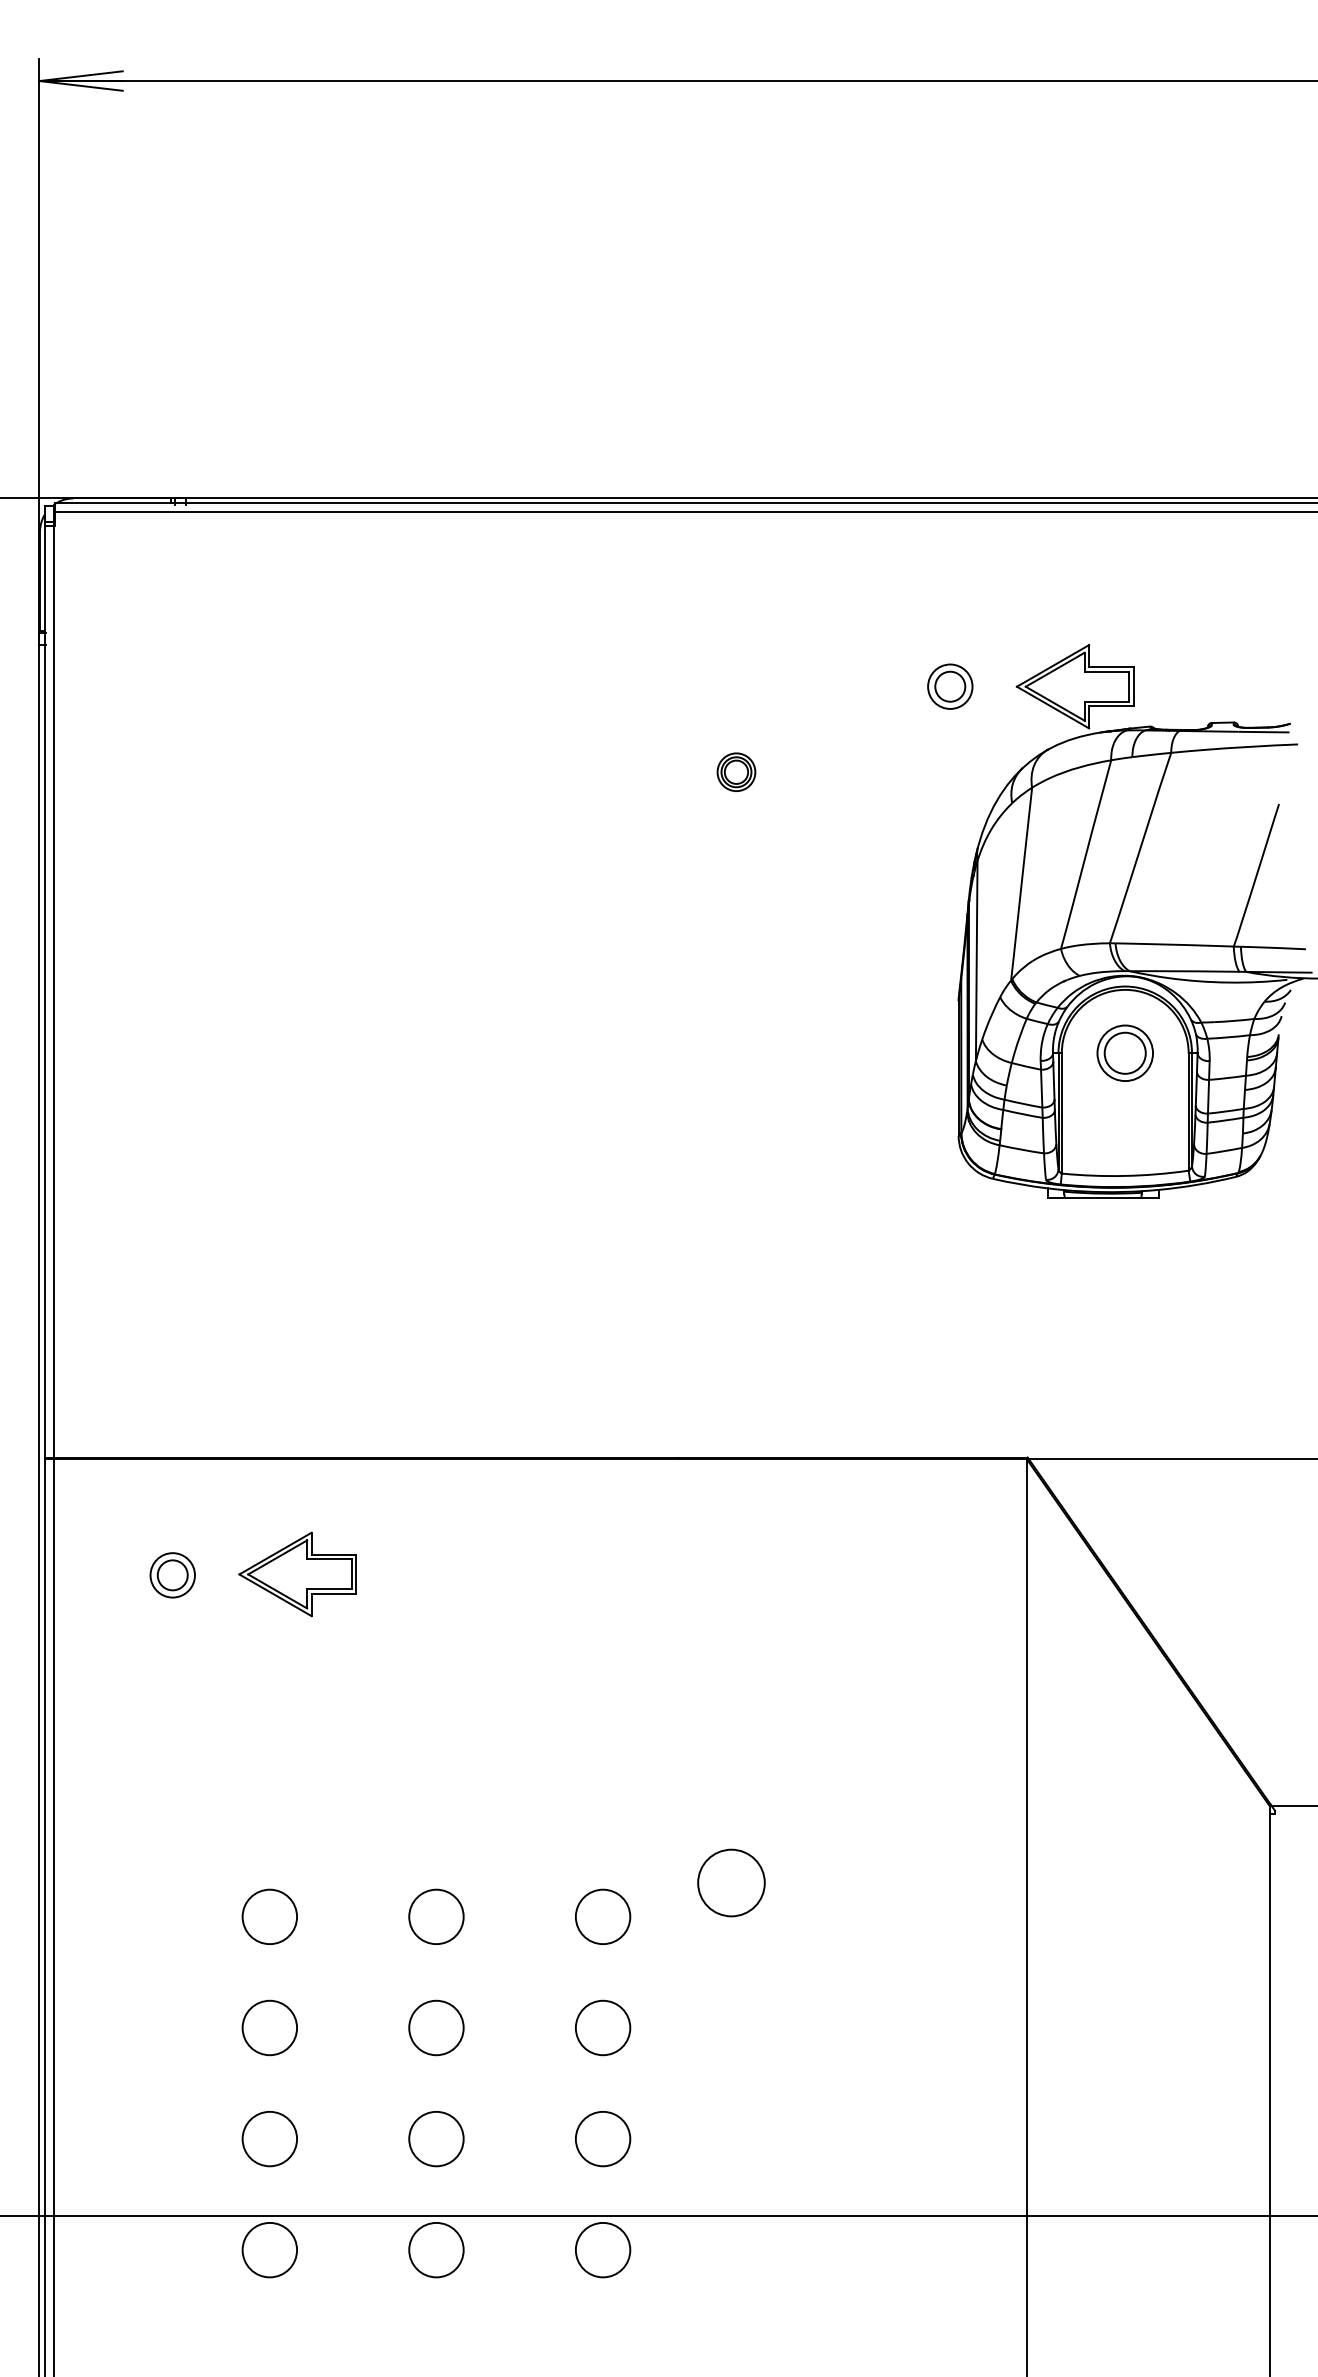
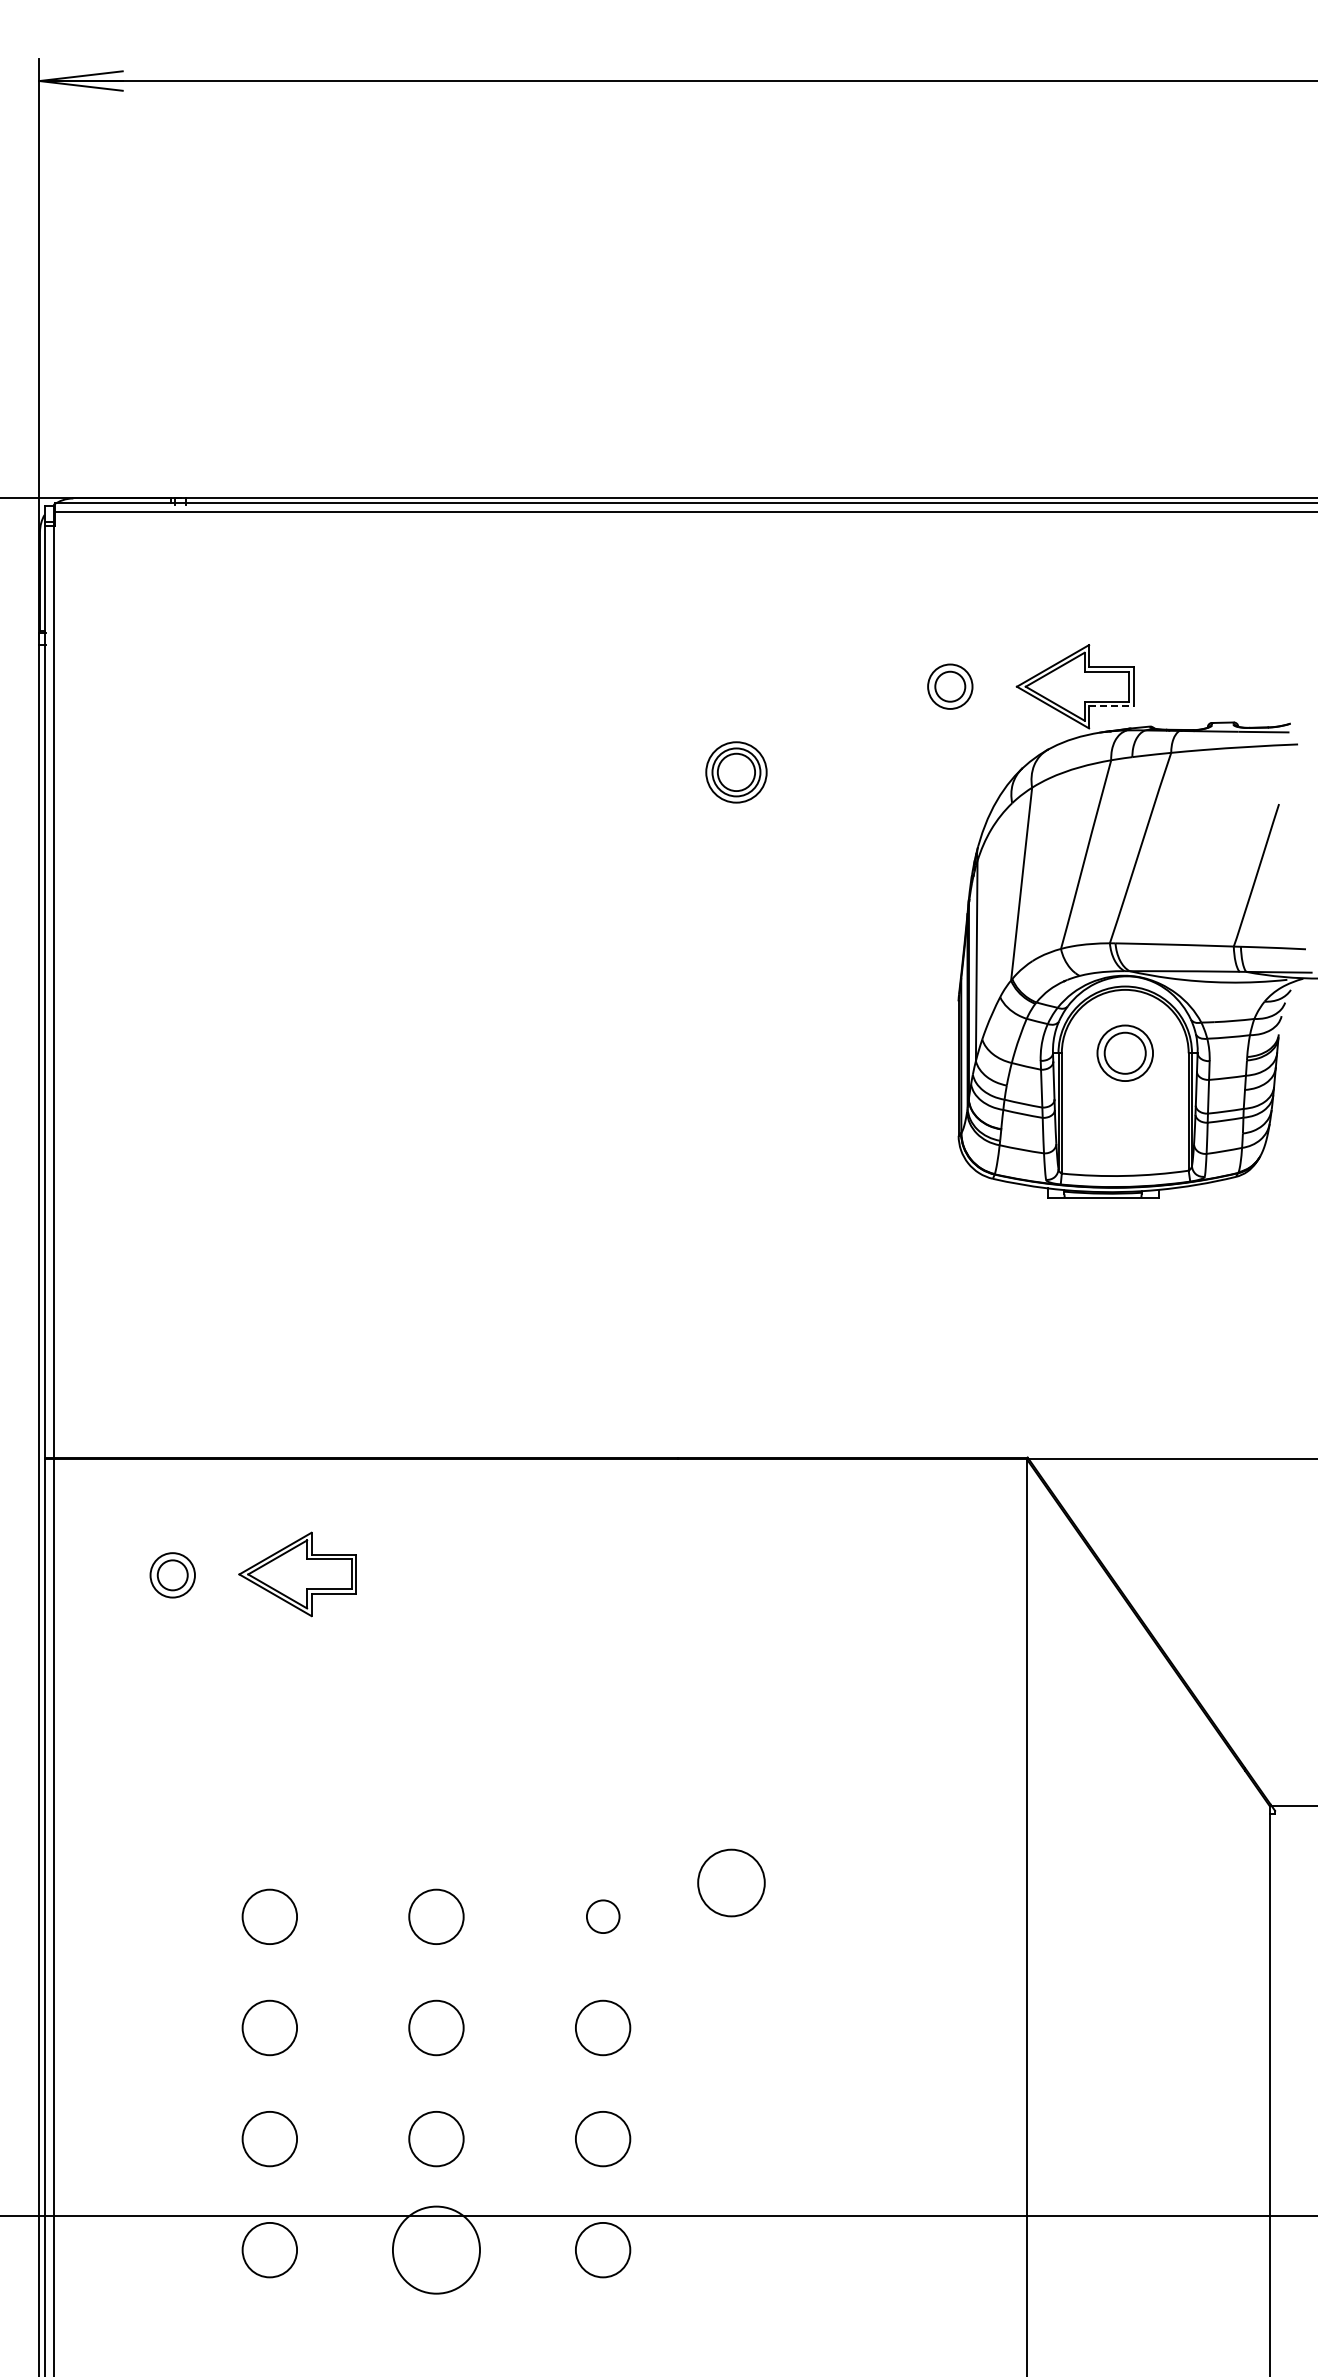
line: solid -> dashed (1111, 706)
part size: 41x40 px -> 63x63 px (736, 772)
circle size: 57x57 px -> 35x35 px (603, 1916)
circle diameter: 54 px -> 87 px (436, 2249)
